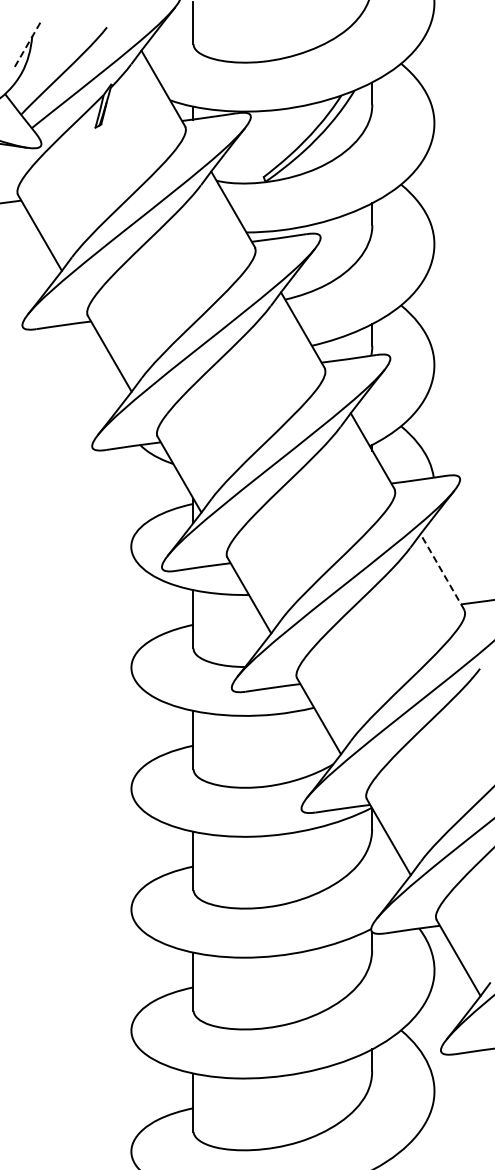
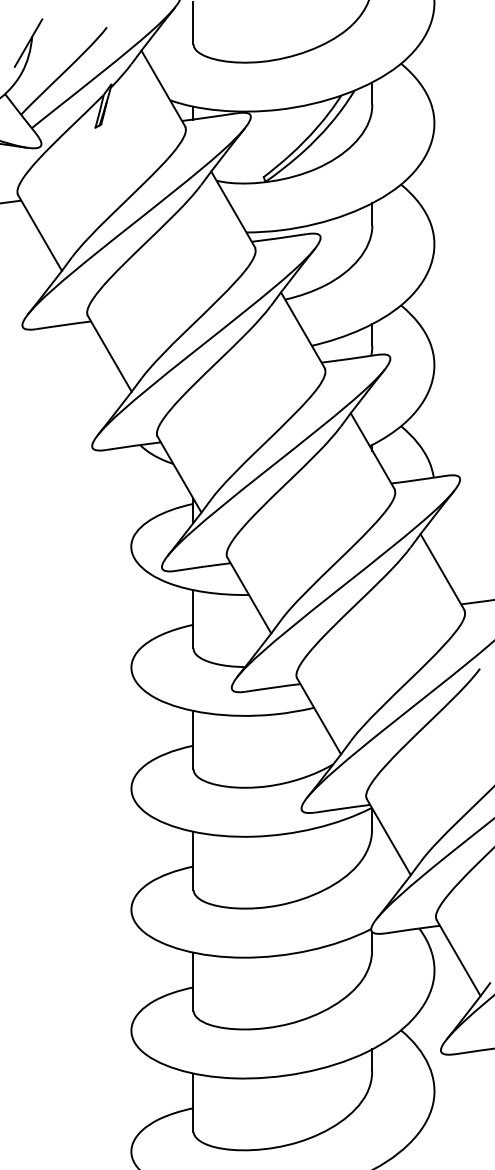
line: dashed -> solid (28, 42)
line: dashed -> solid (442, 572)
